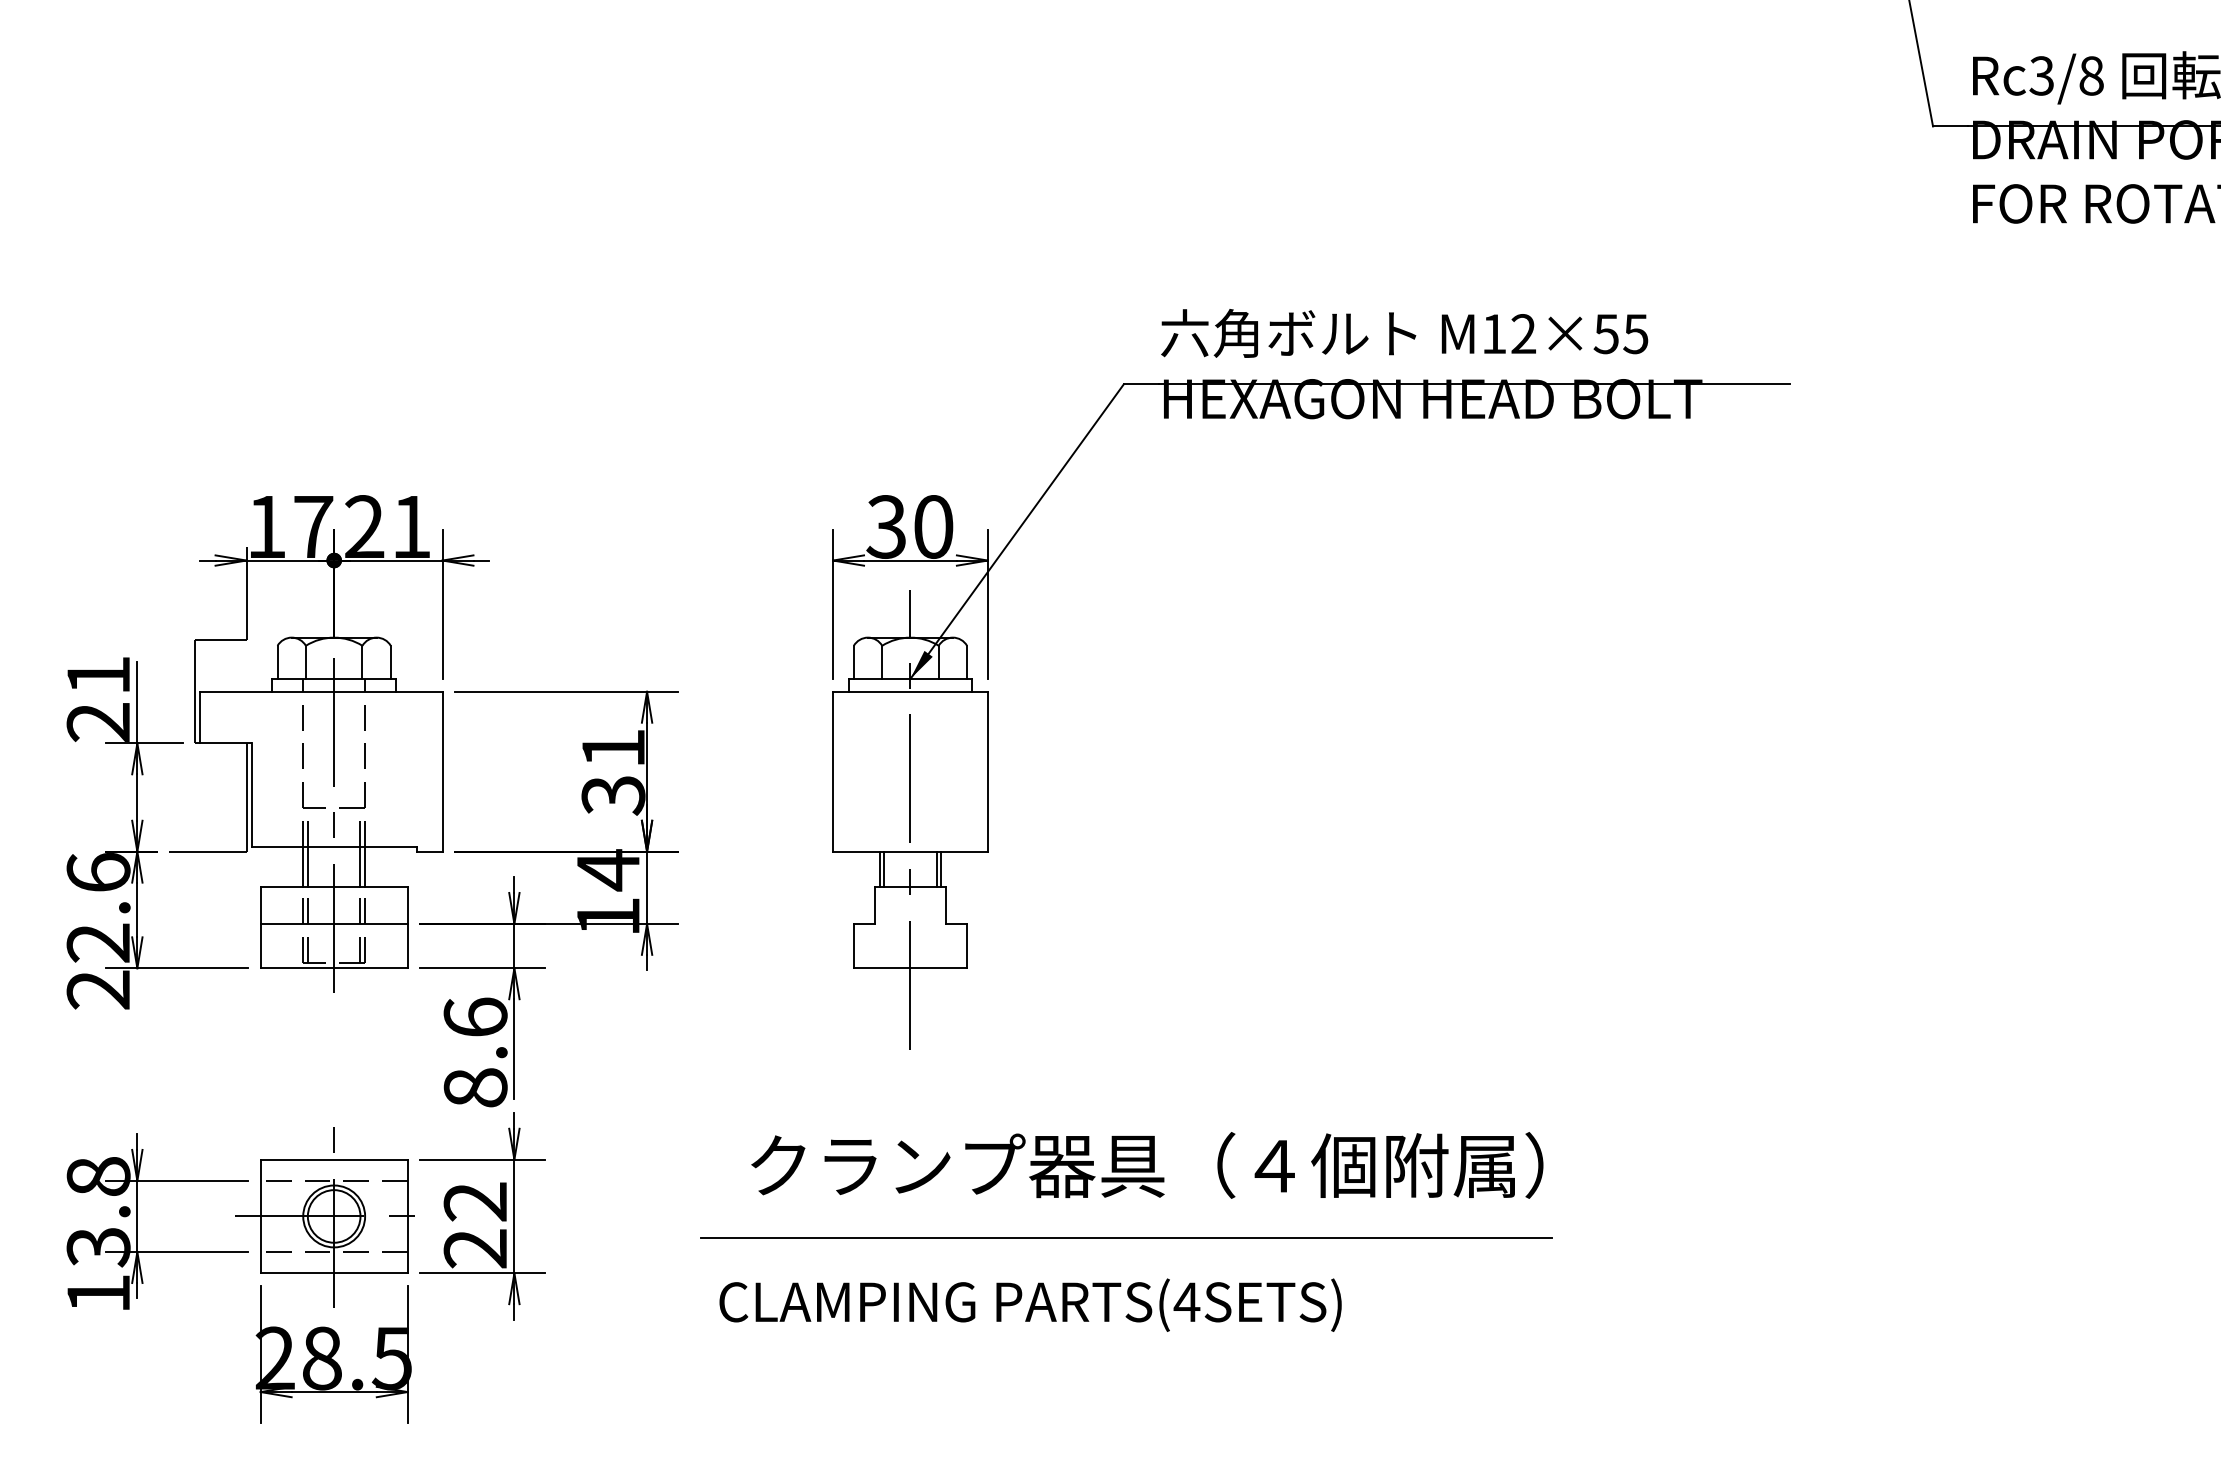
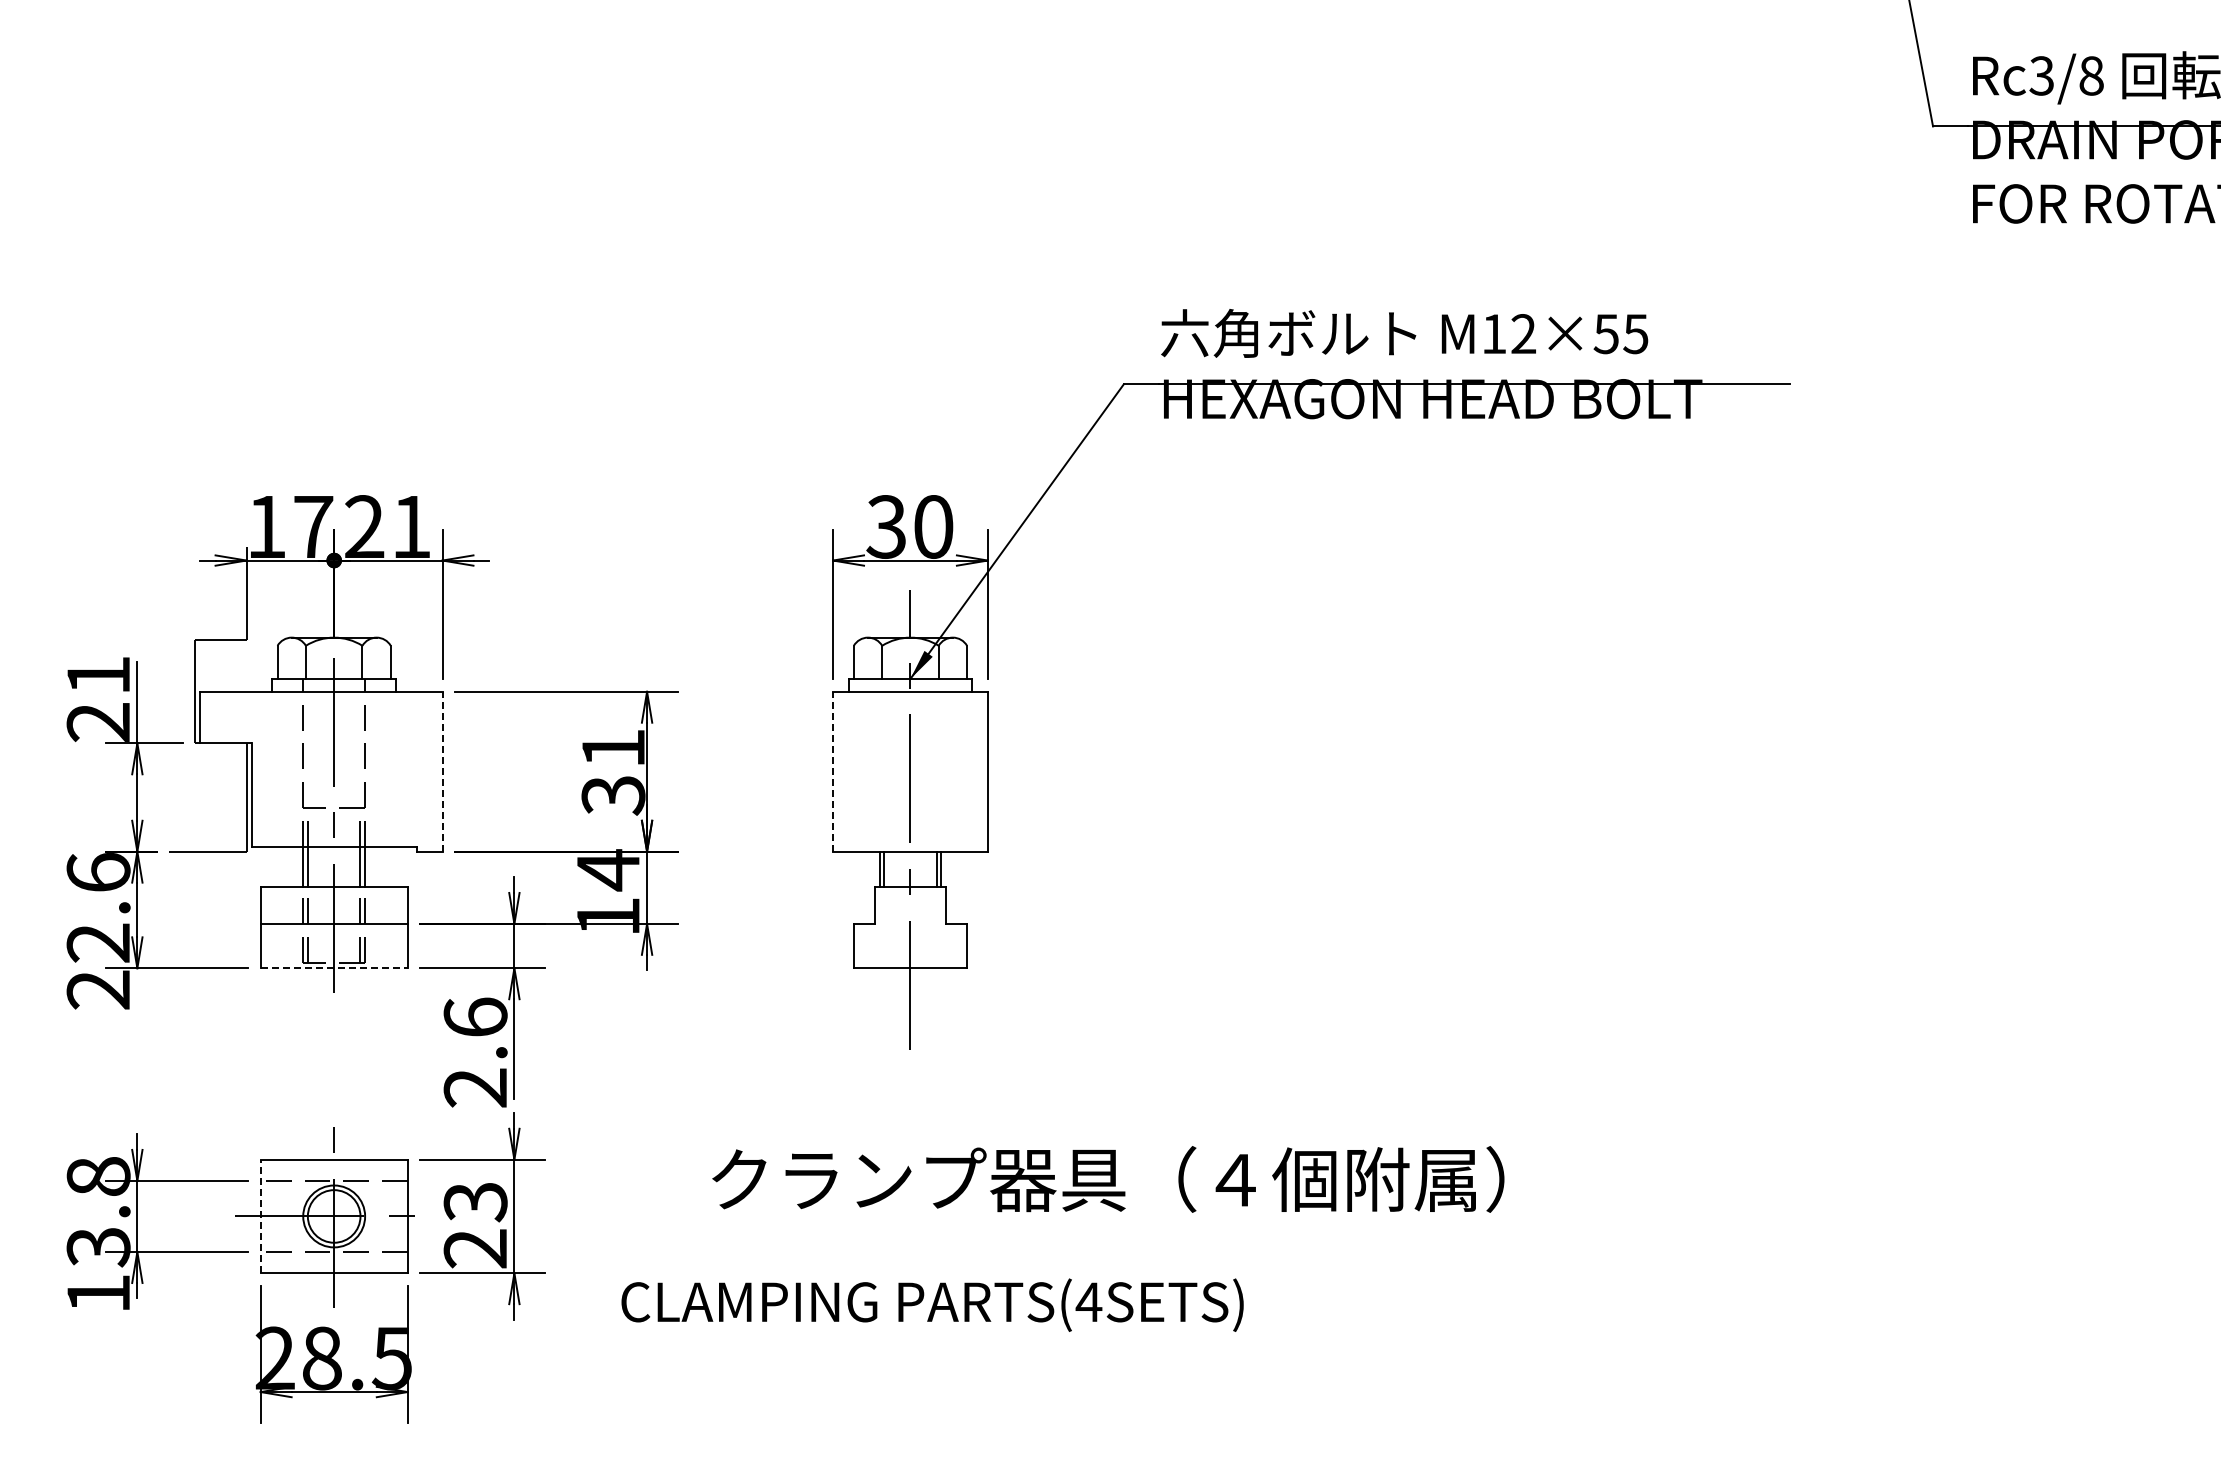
line: solid -> dashed (442, 771)
line: solid -> dashed (833, 771)
line: solid -> dashed (334, 968)
text: 8.6 -> 2.6 (475, 1087)
text position: (1147, 1165) -> (1108, 1179) (1108, 1179)
text: 22 -> 23 (475, 1202)
line: solid -> dashed (260, 1216)
line: present -> none (1125, 1237)
text position: (1030, 1304) -> (932, 1304) (932, 1304)
